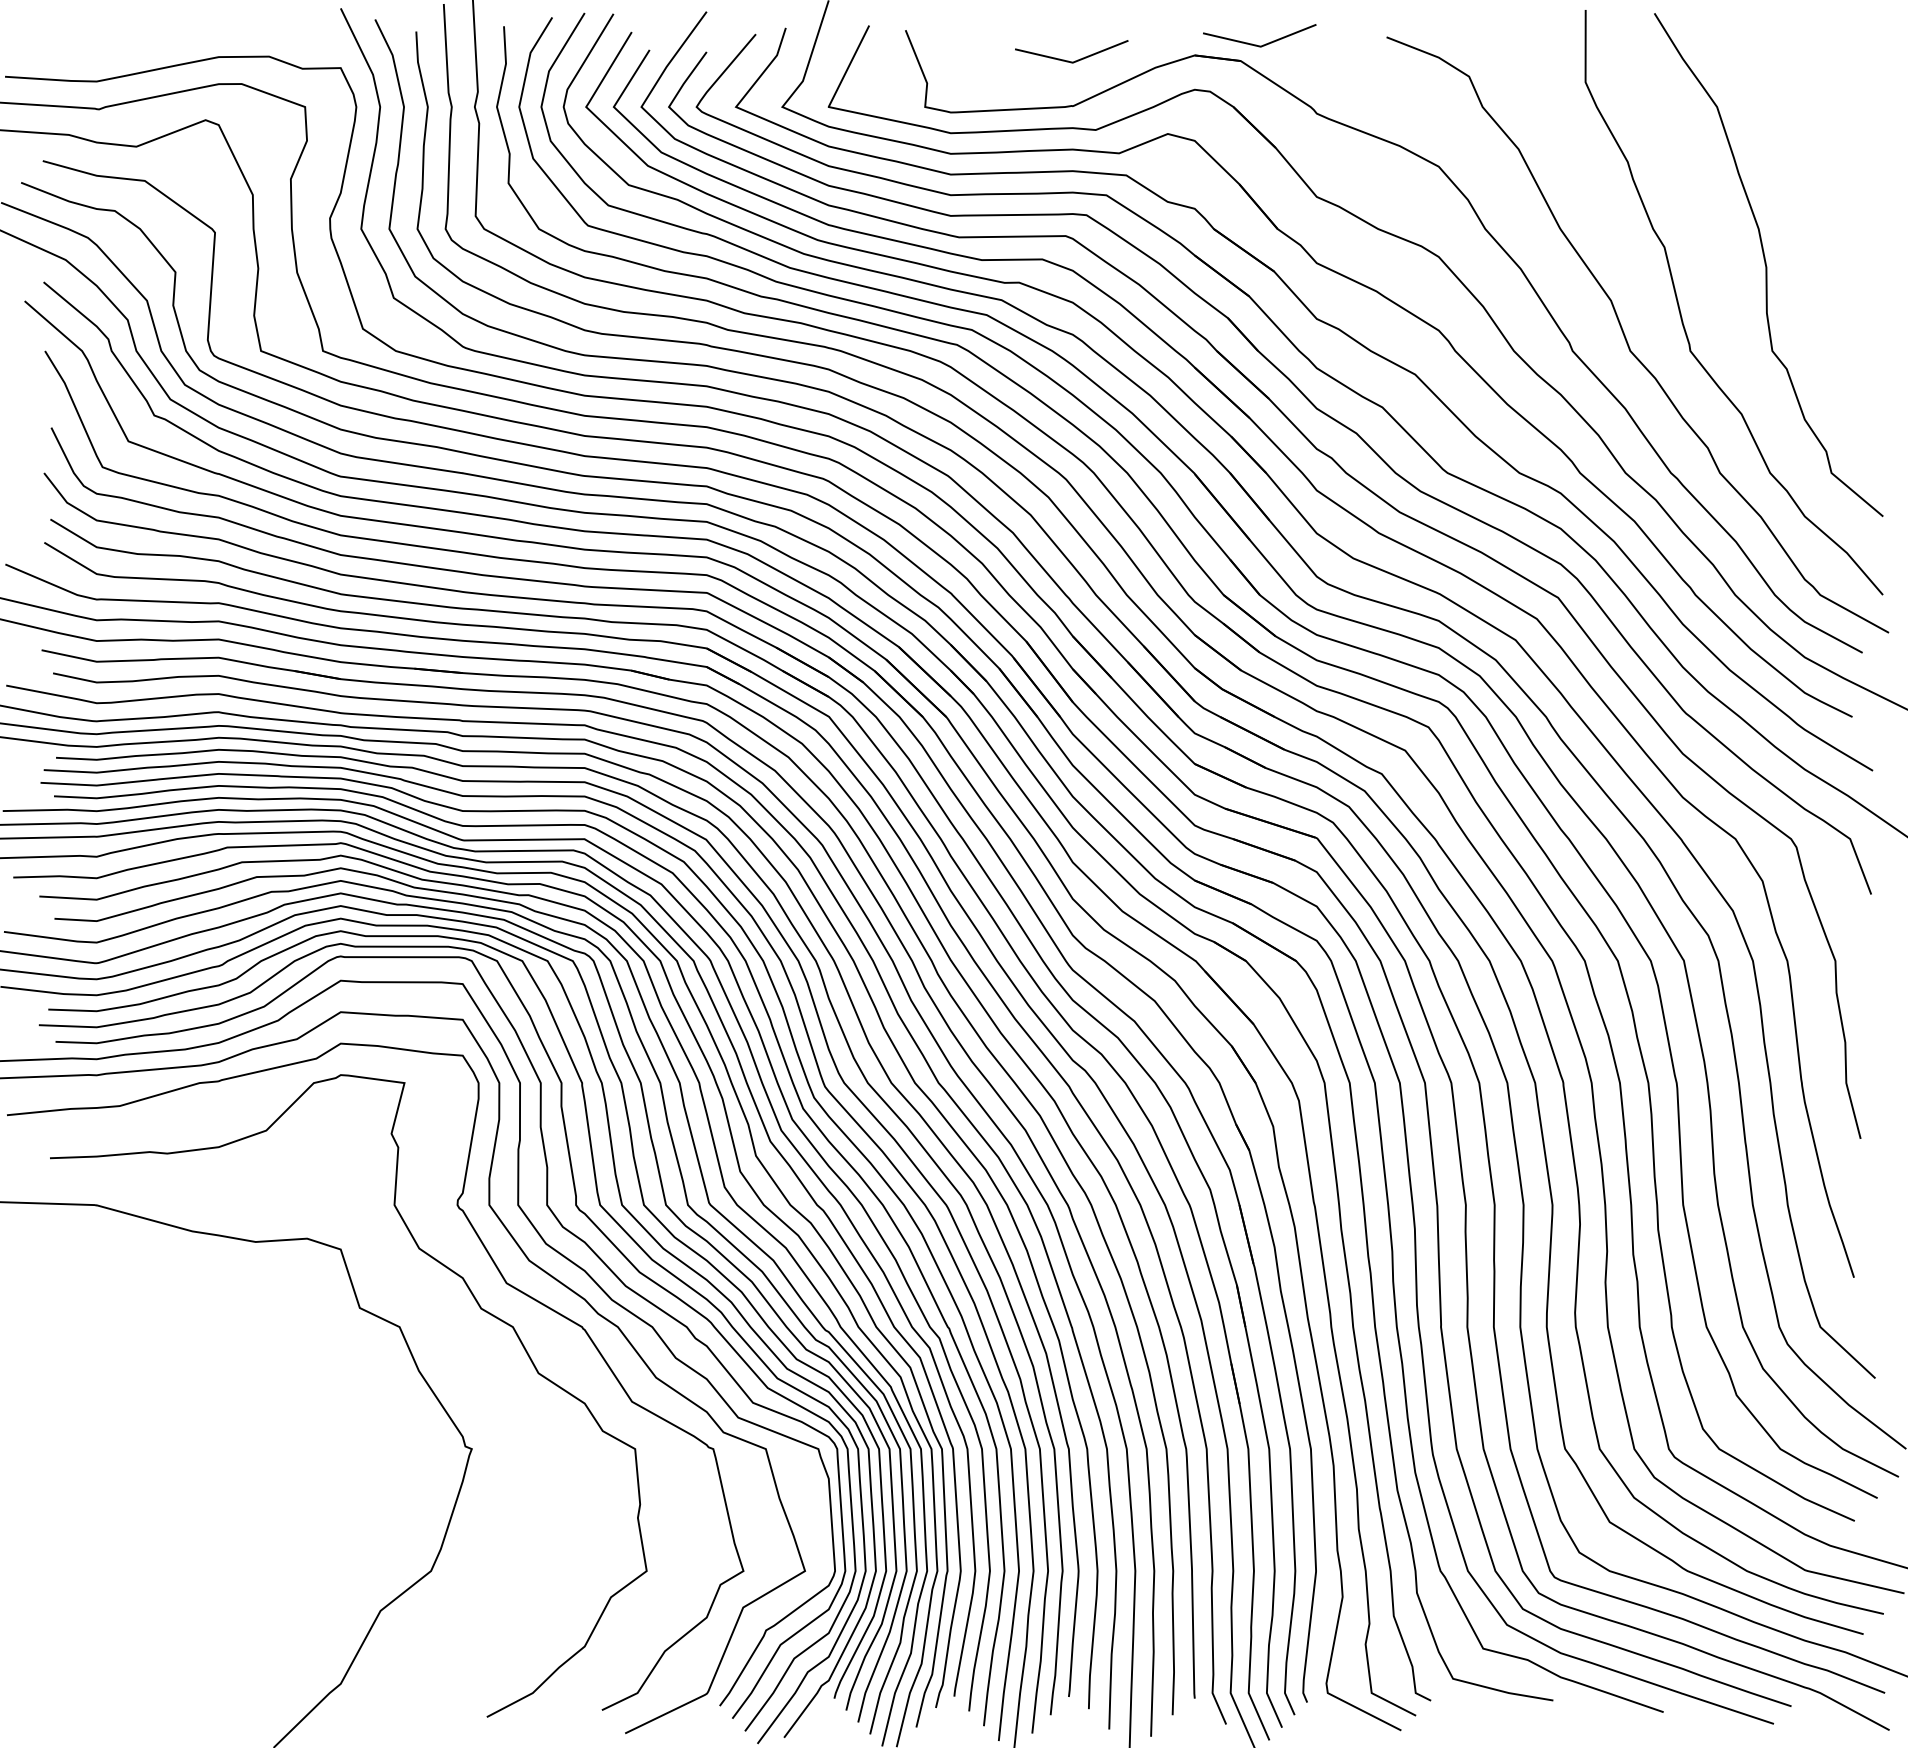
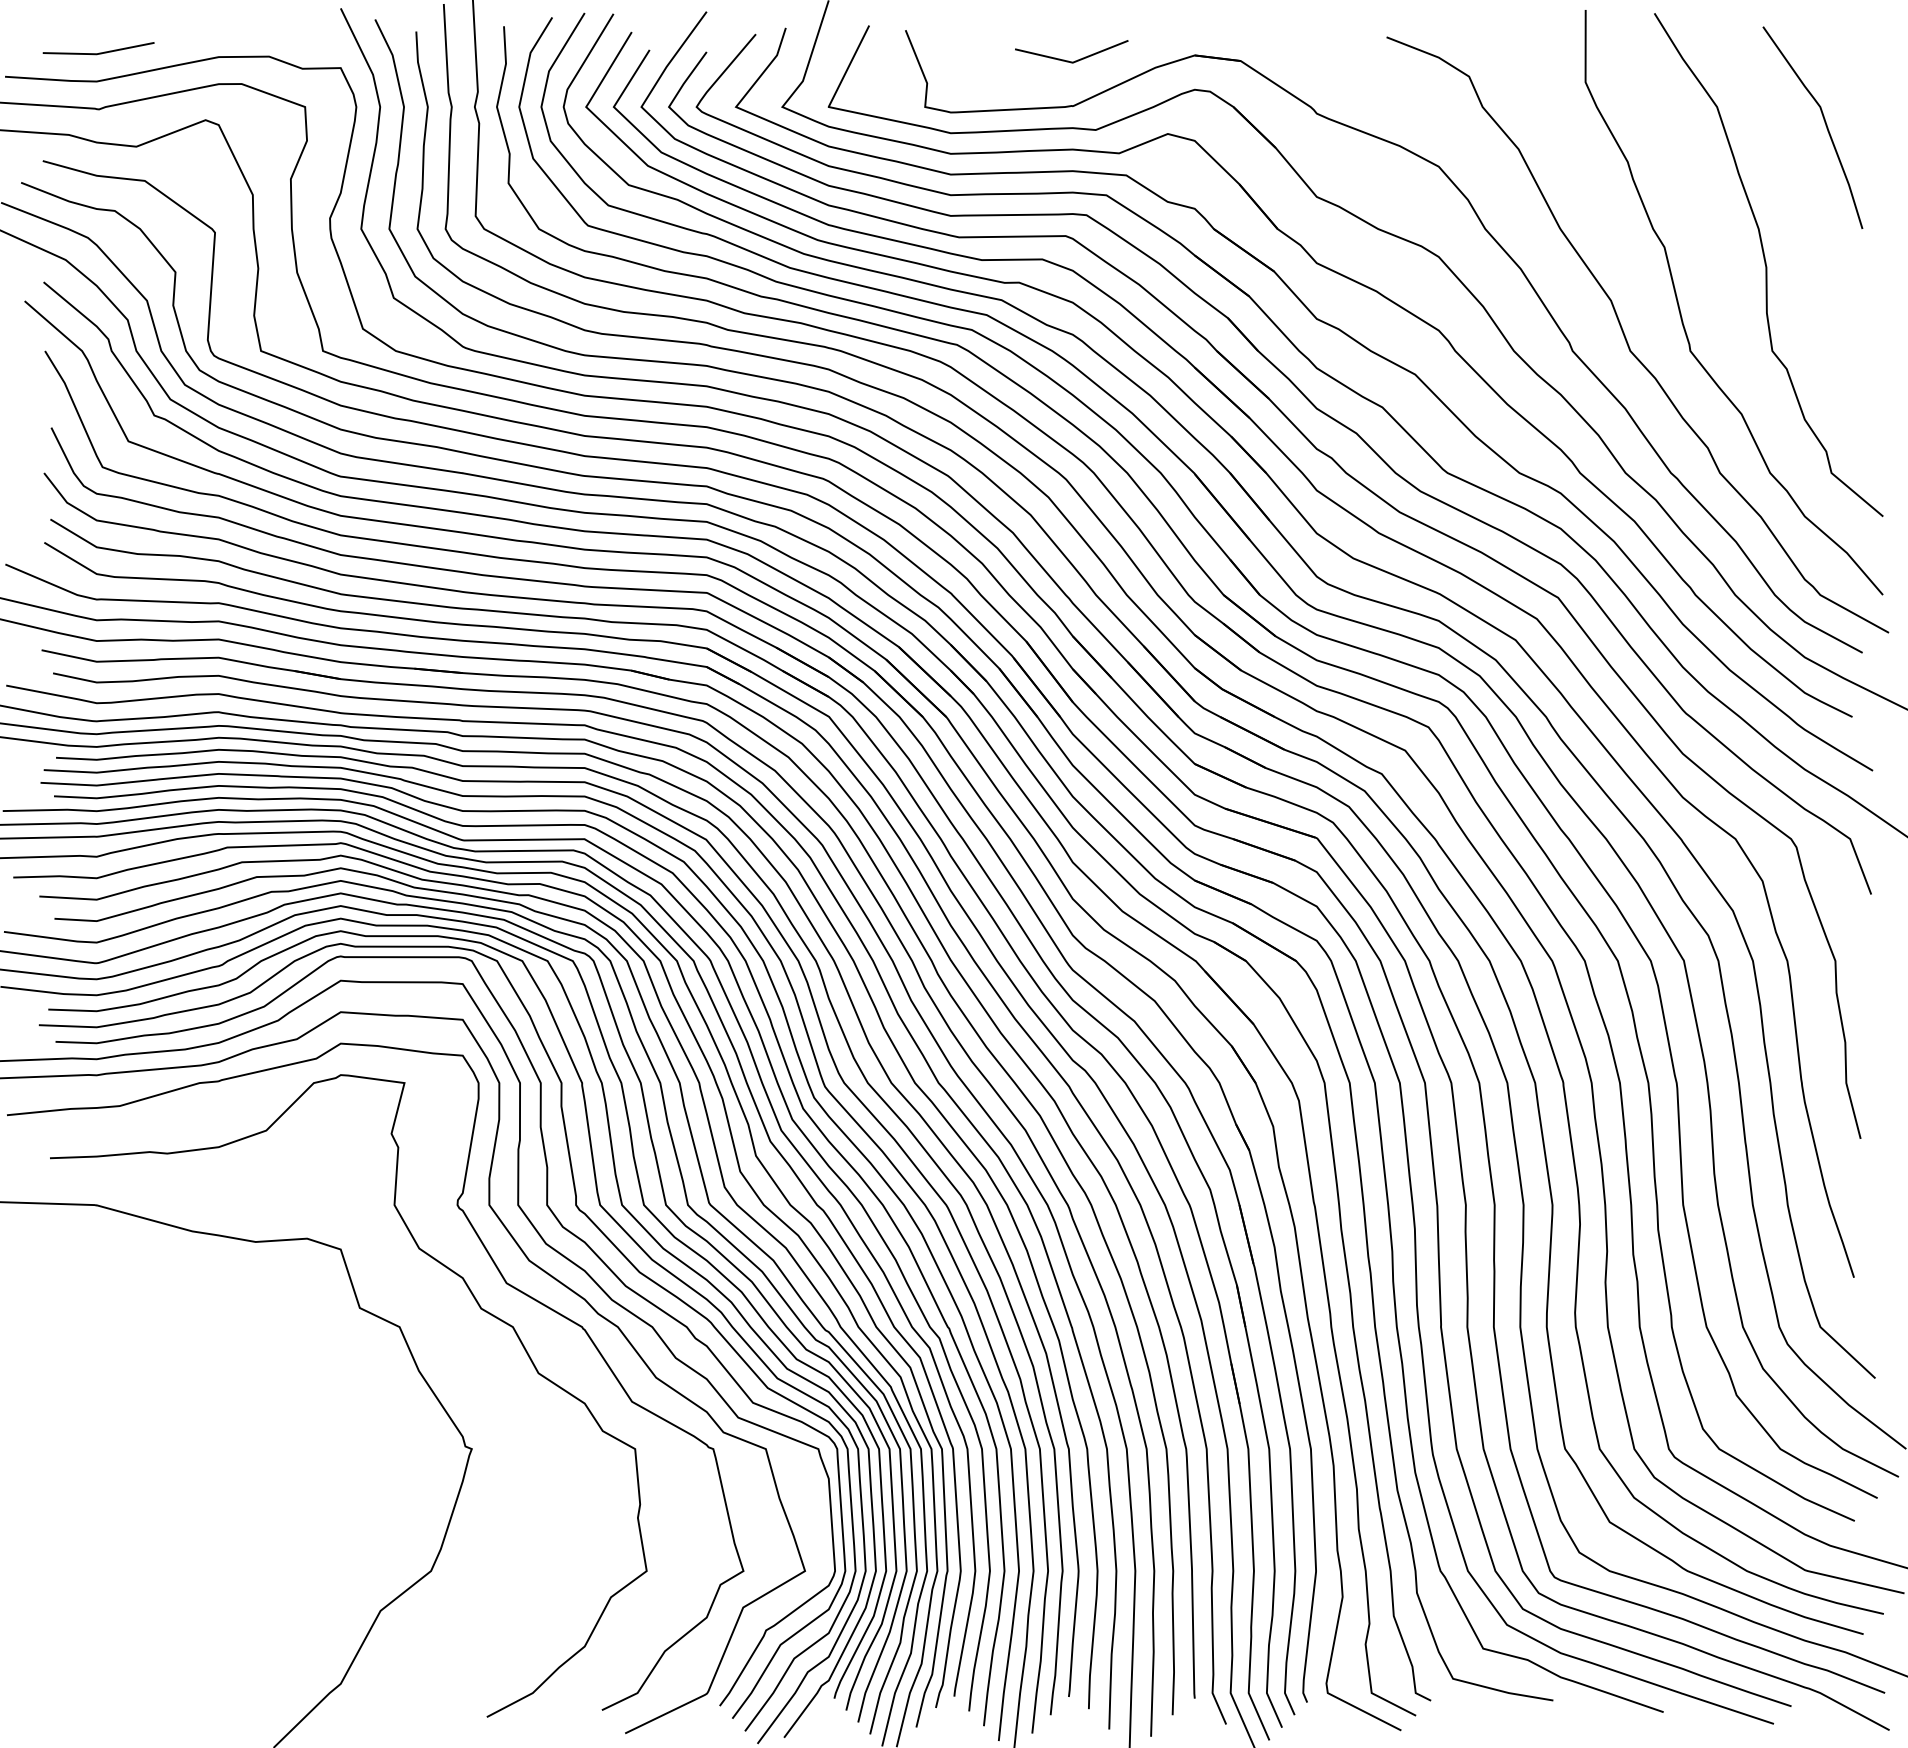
line: present -> none (1256, 44)
line: none -> present (99, 52)
curve: none -> present (1824, 122)
